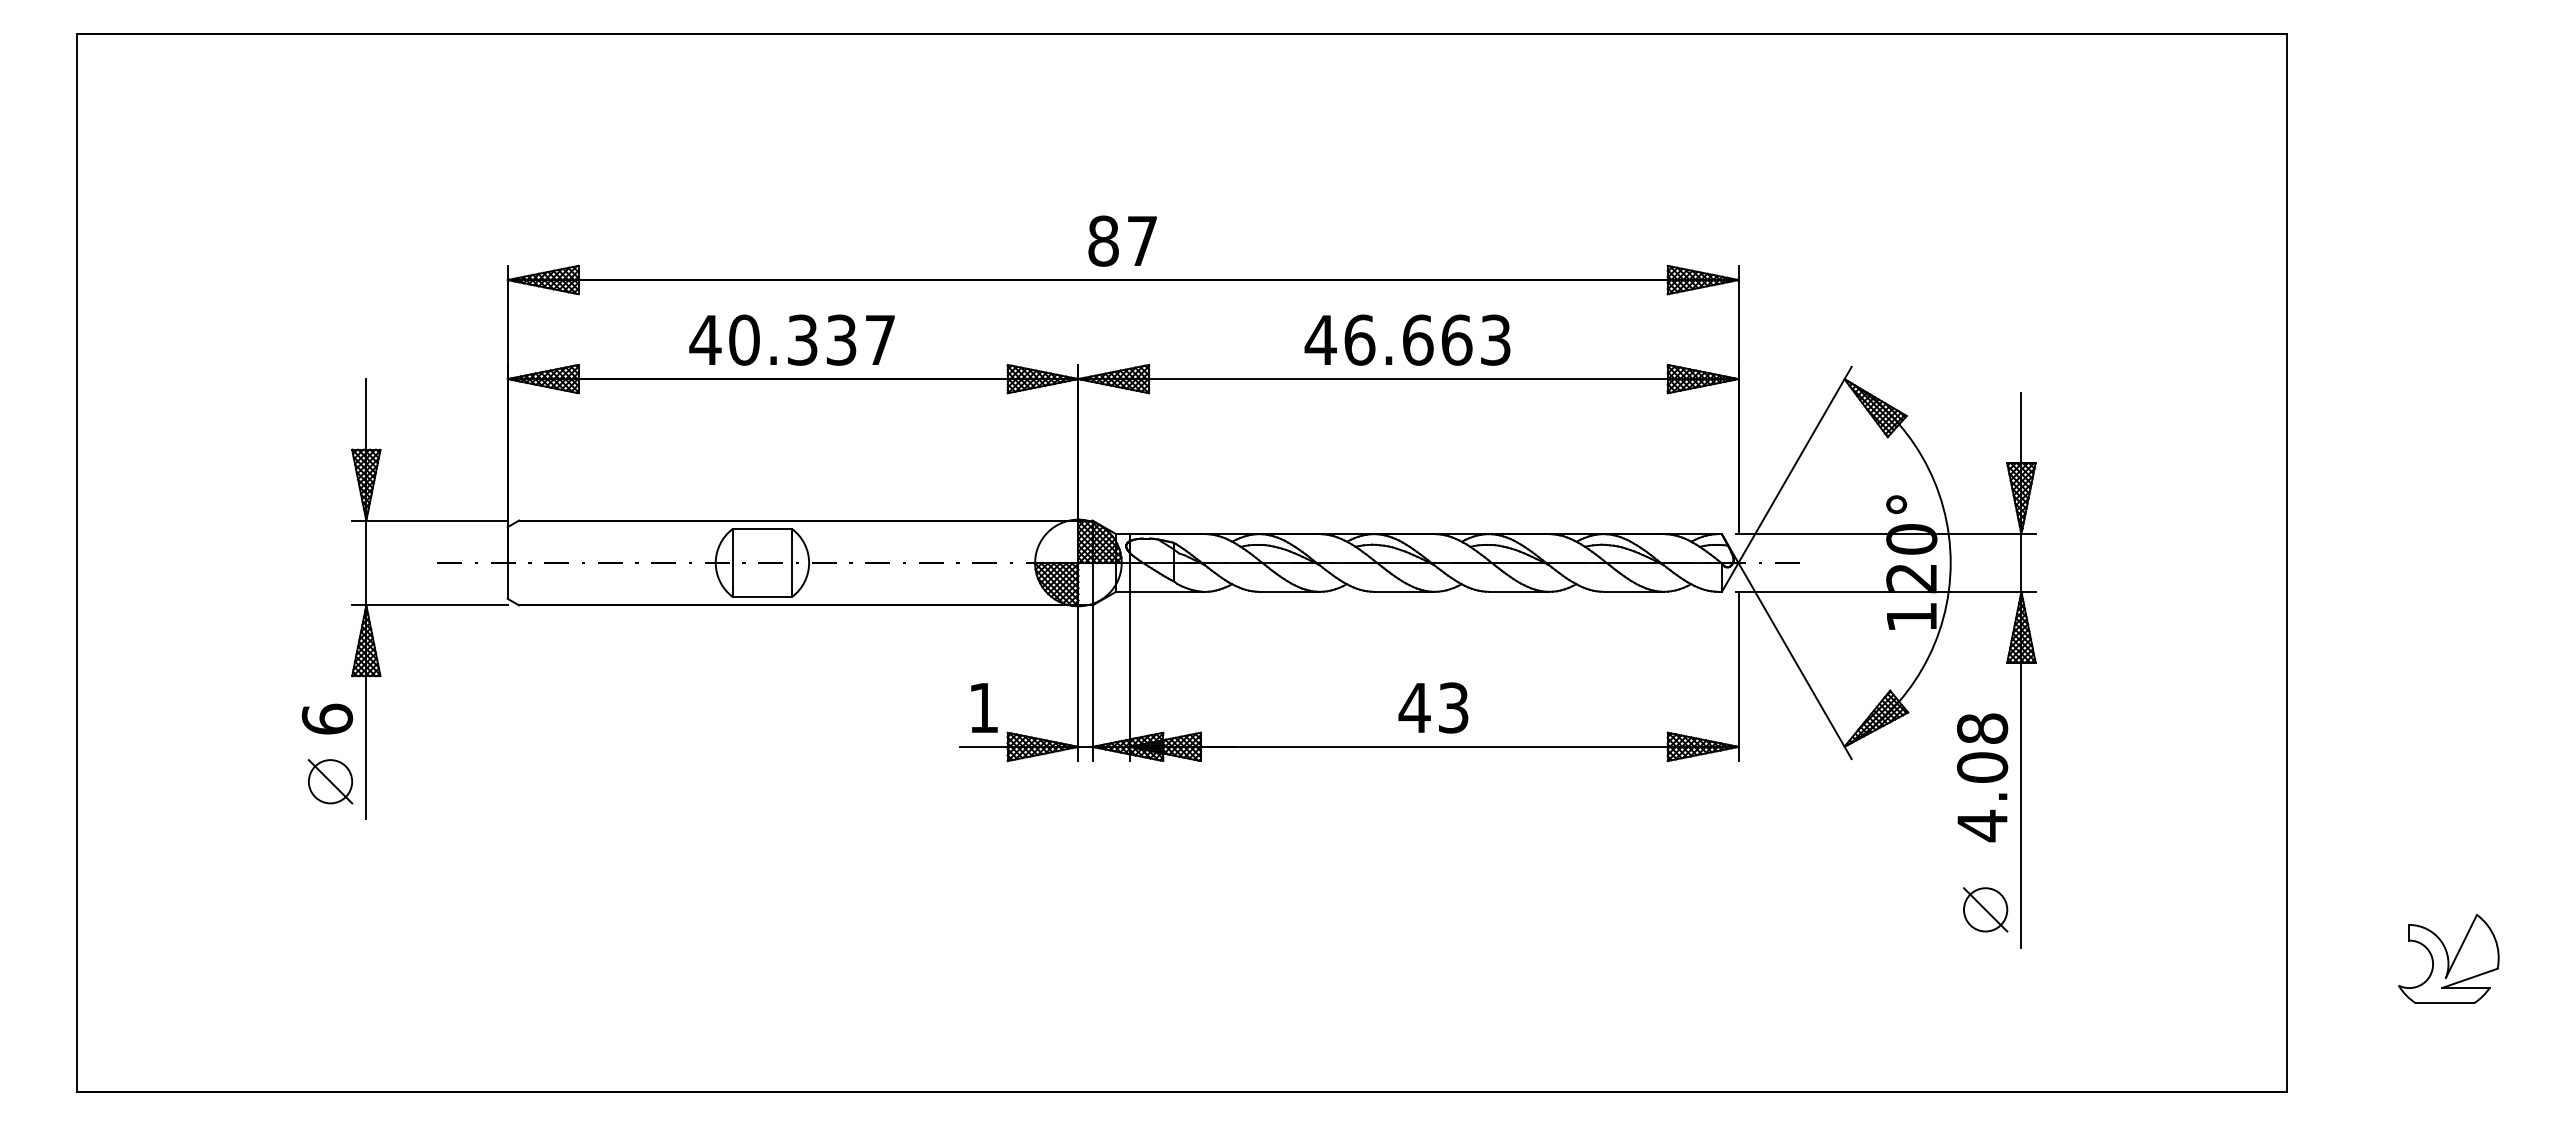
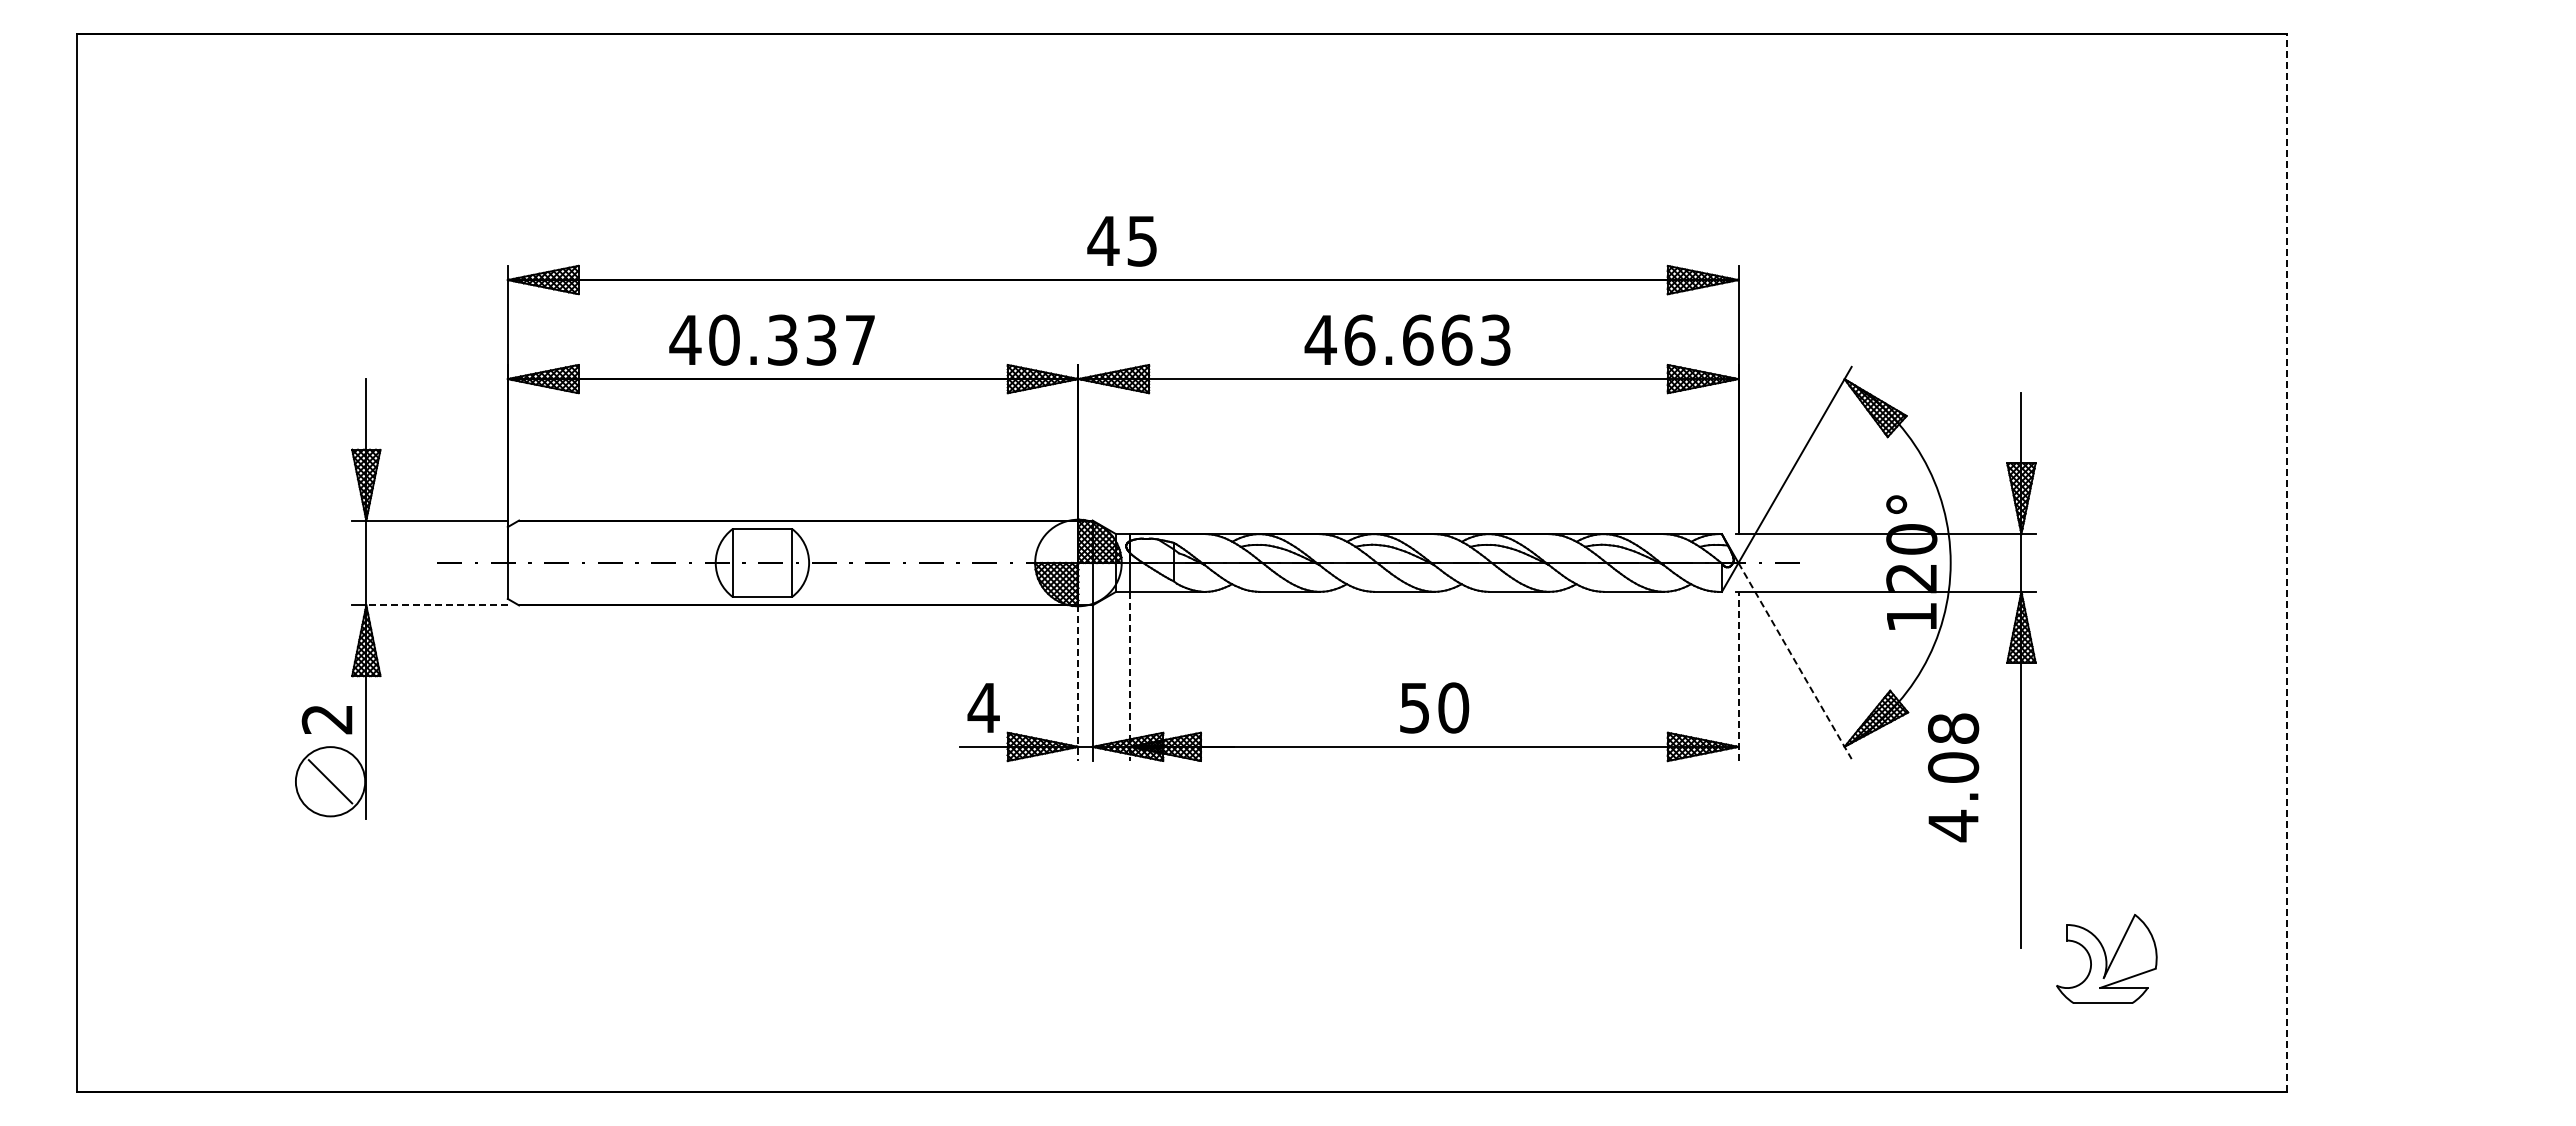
text: 87 -> 45 (1121, 240)
text position: (791, 339) -> (771, 339) (771, 339)
line: solid -> dashed (2286, 562)
line: solid -> dashed (437, 605)
line: solid -> dashed (1795, 661)
line: solid -> dashed (1130, 676)
line: solid -> dashed (1738, 676)
line: solid -> dashed (1078, 683)
text: 1 -> 4 (983, 707)
text: 43 -> 50 (1433, 707)
text: 6 -> 2 (327, 718)
text position: (1982, 777) -> (1953, 777) (1953, 777)
circle diameter: 43 px -> 69 px (330, 781)
part: present -> none (1985, 909)
part position: (2448, 958) -> (2106, 958) (2106, 958)
